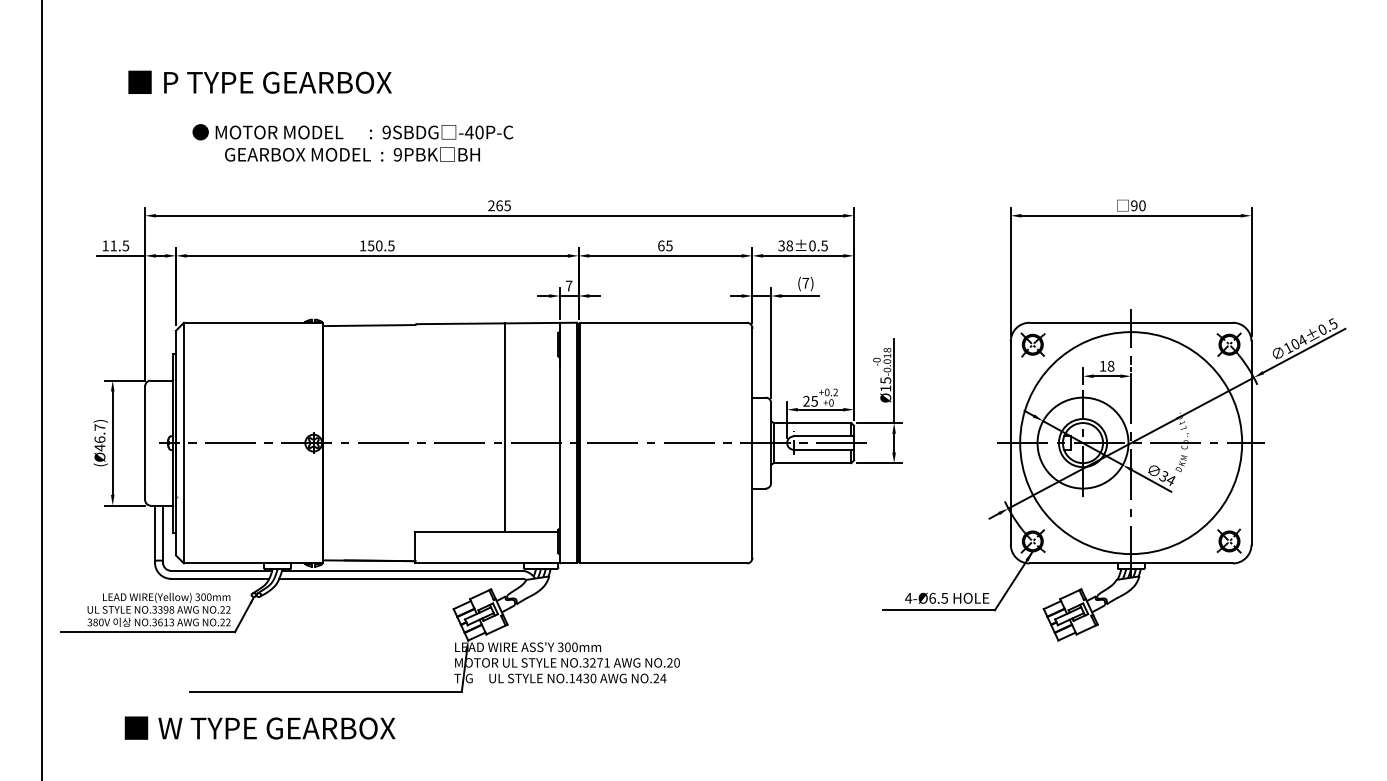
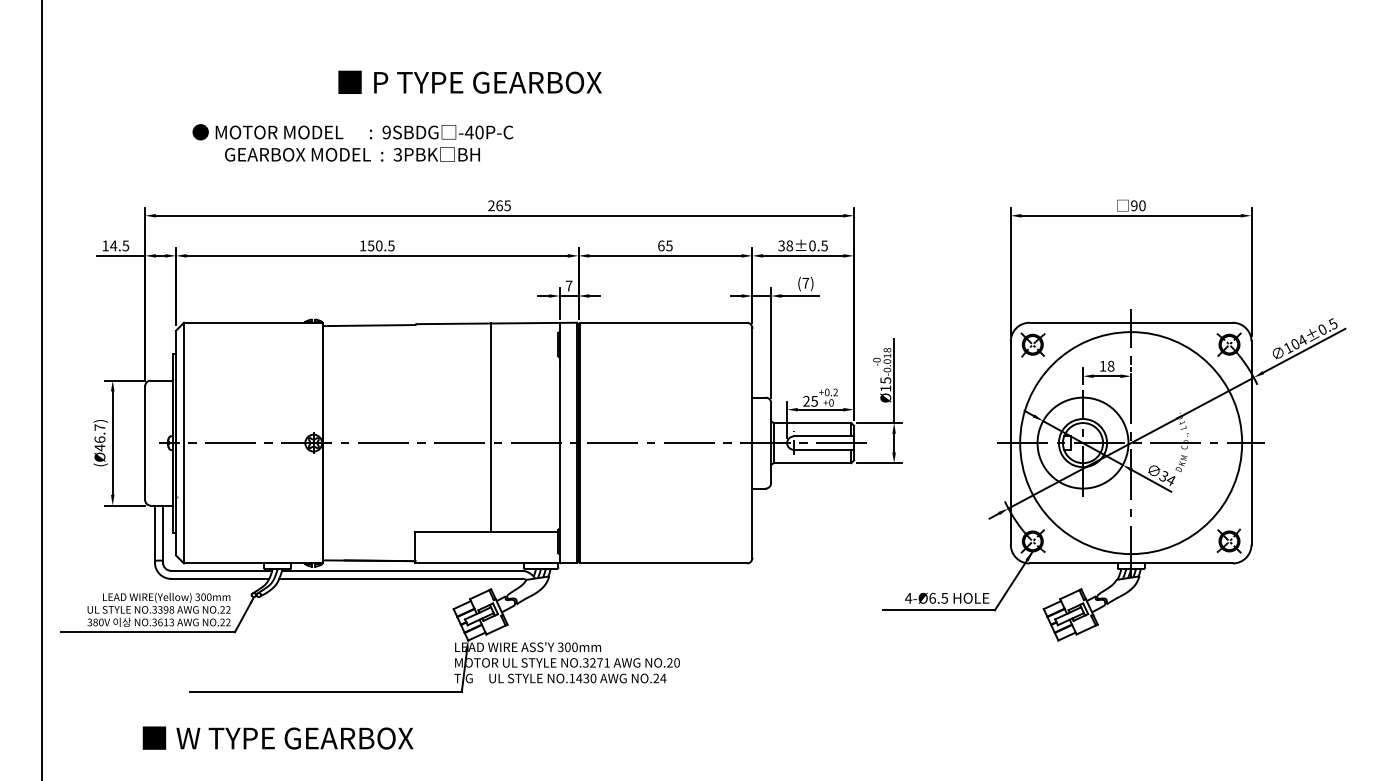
text position: (259, 81) -> (469, 81) (469, 81)
text: 9PBK -> 3PBK (397, 154)
text: 11.5 -> 14.5 (113, 245)
line position: (504, 427) -> (490, 427) (490, 427)
text position: (259, 727) -> (277, 737) (277, 737)
